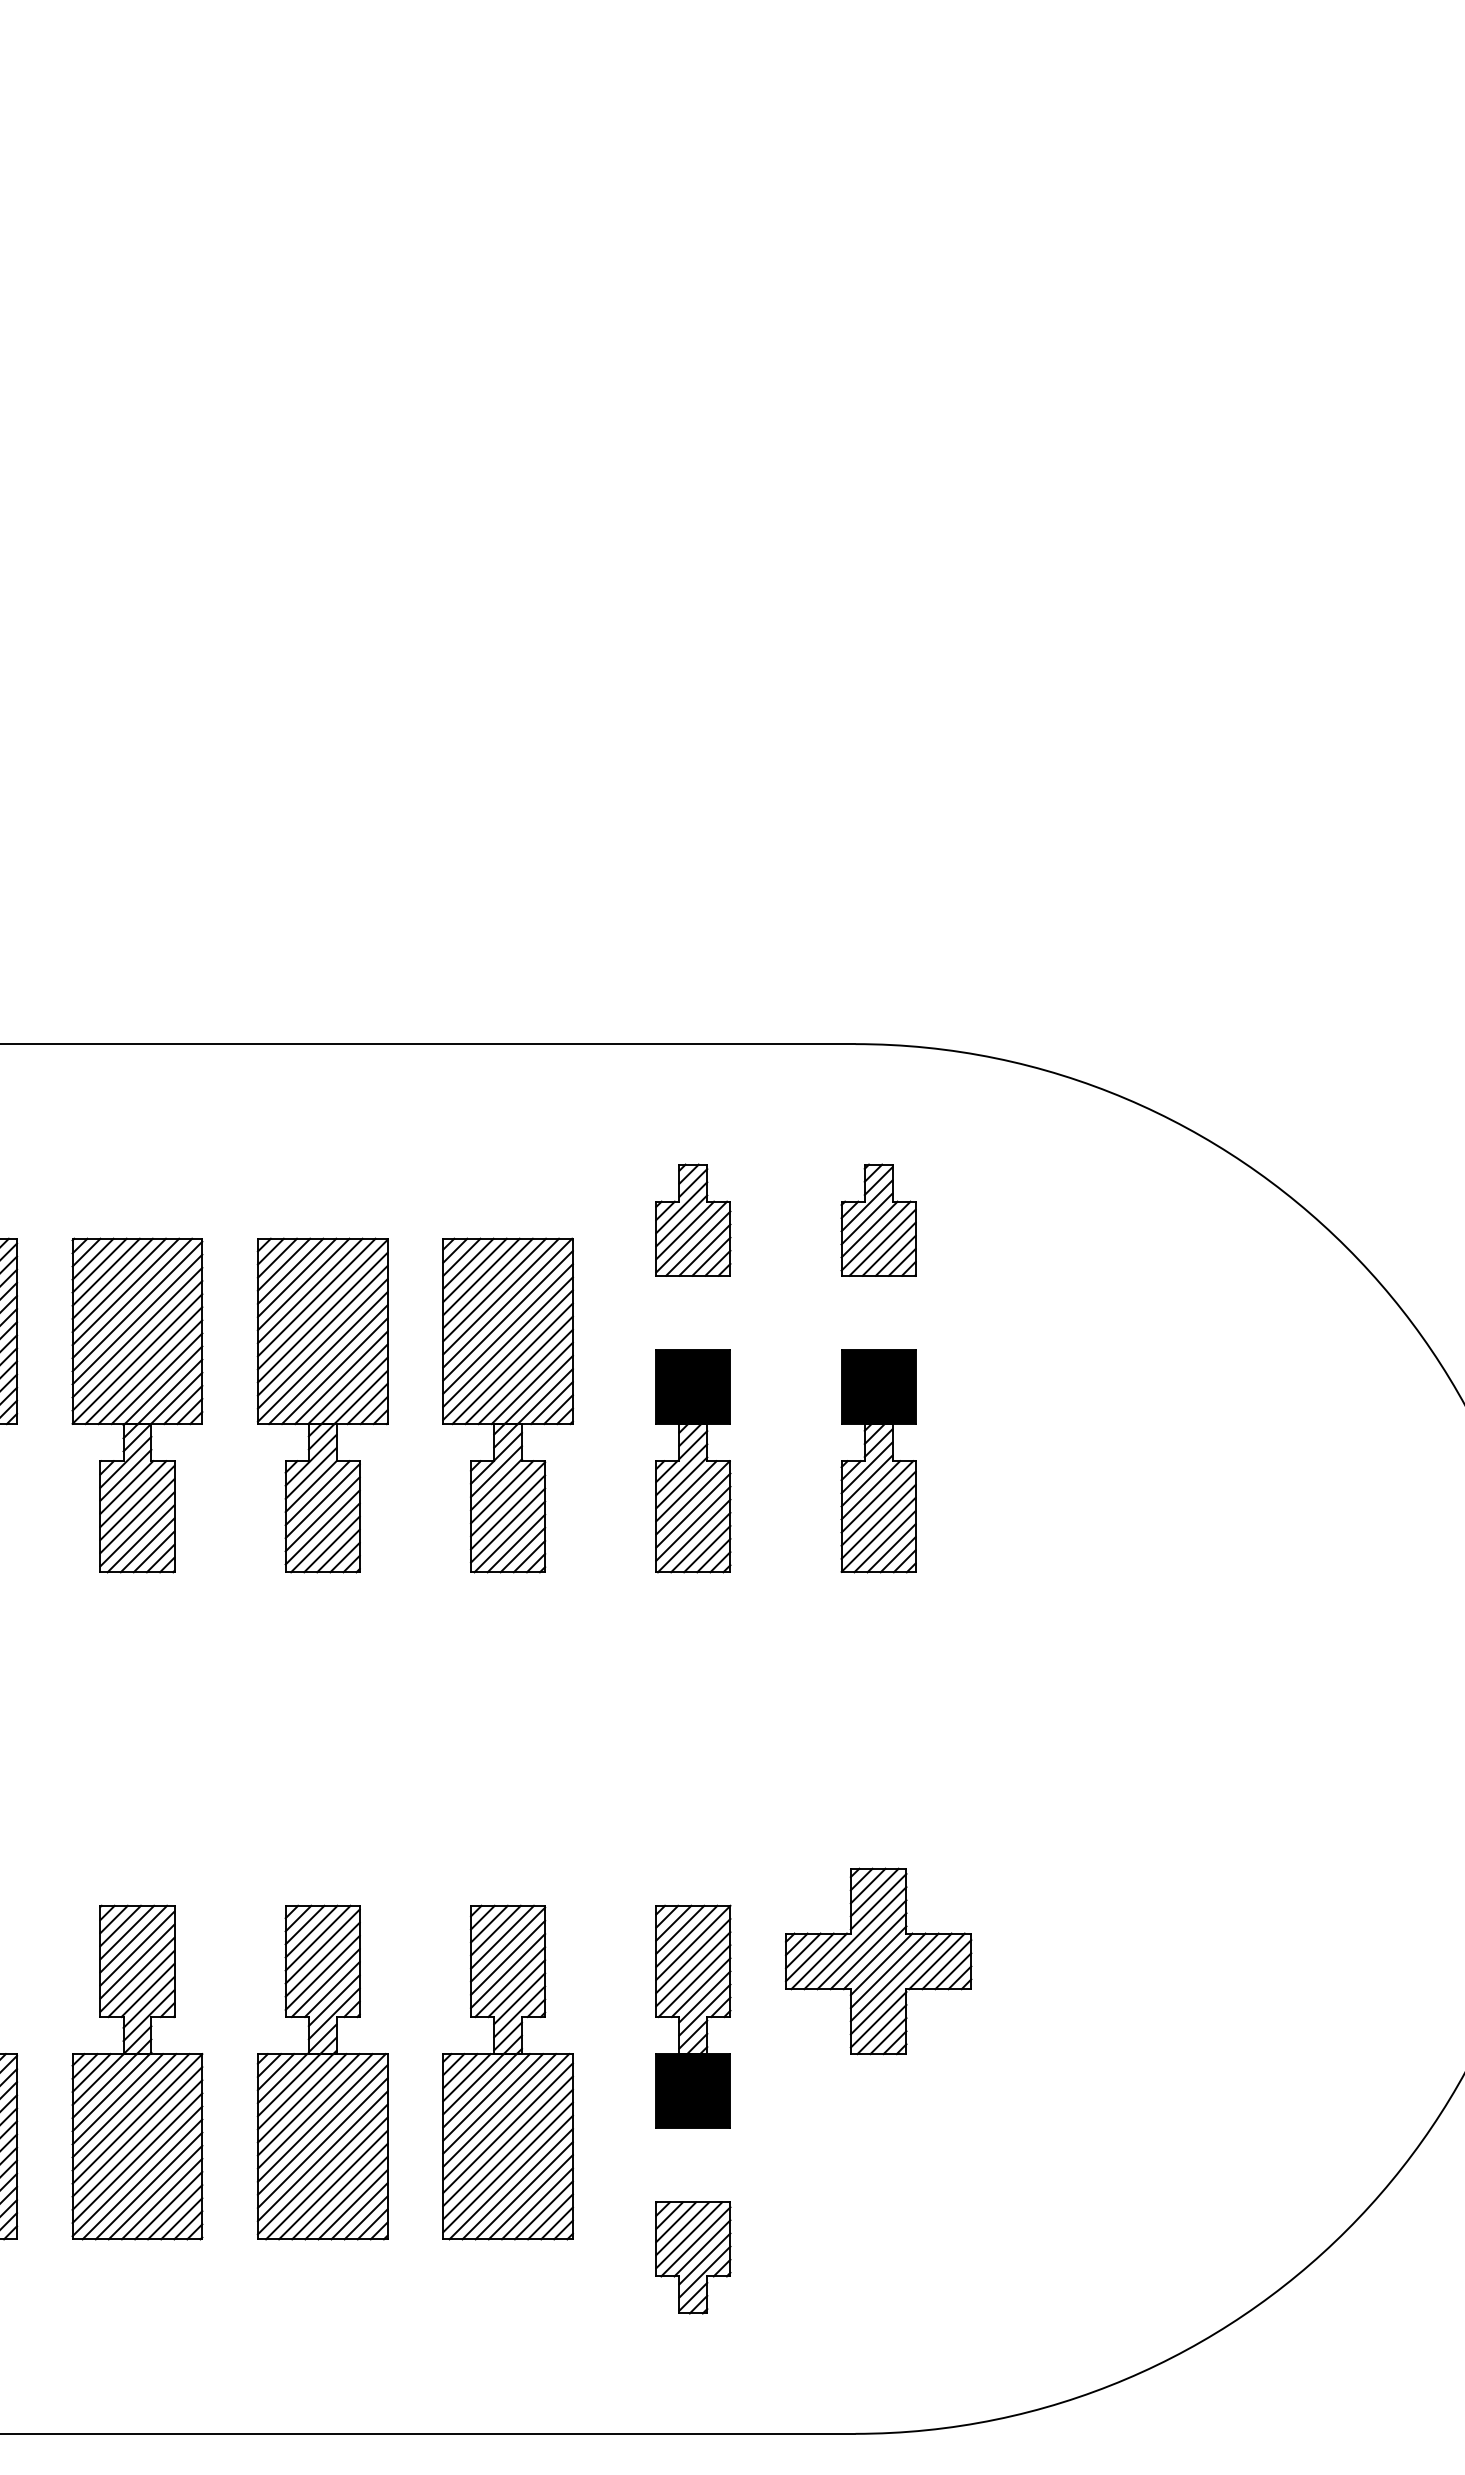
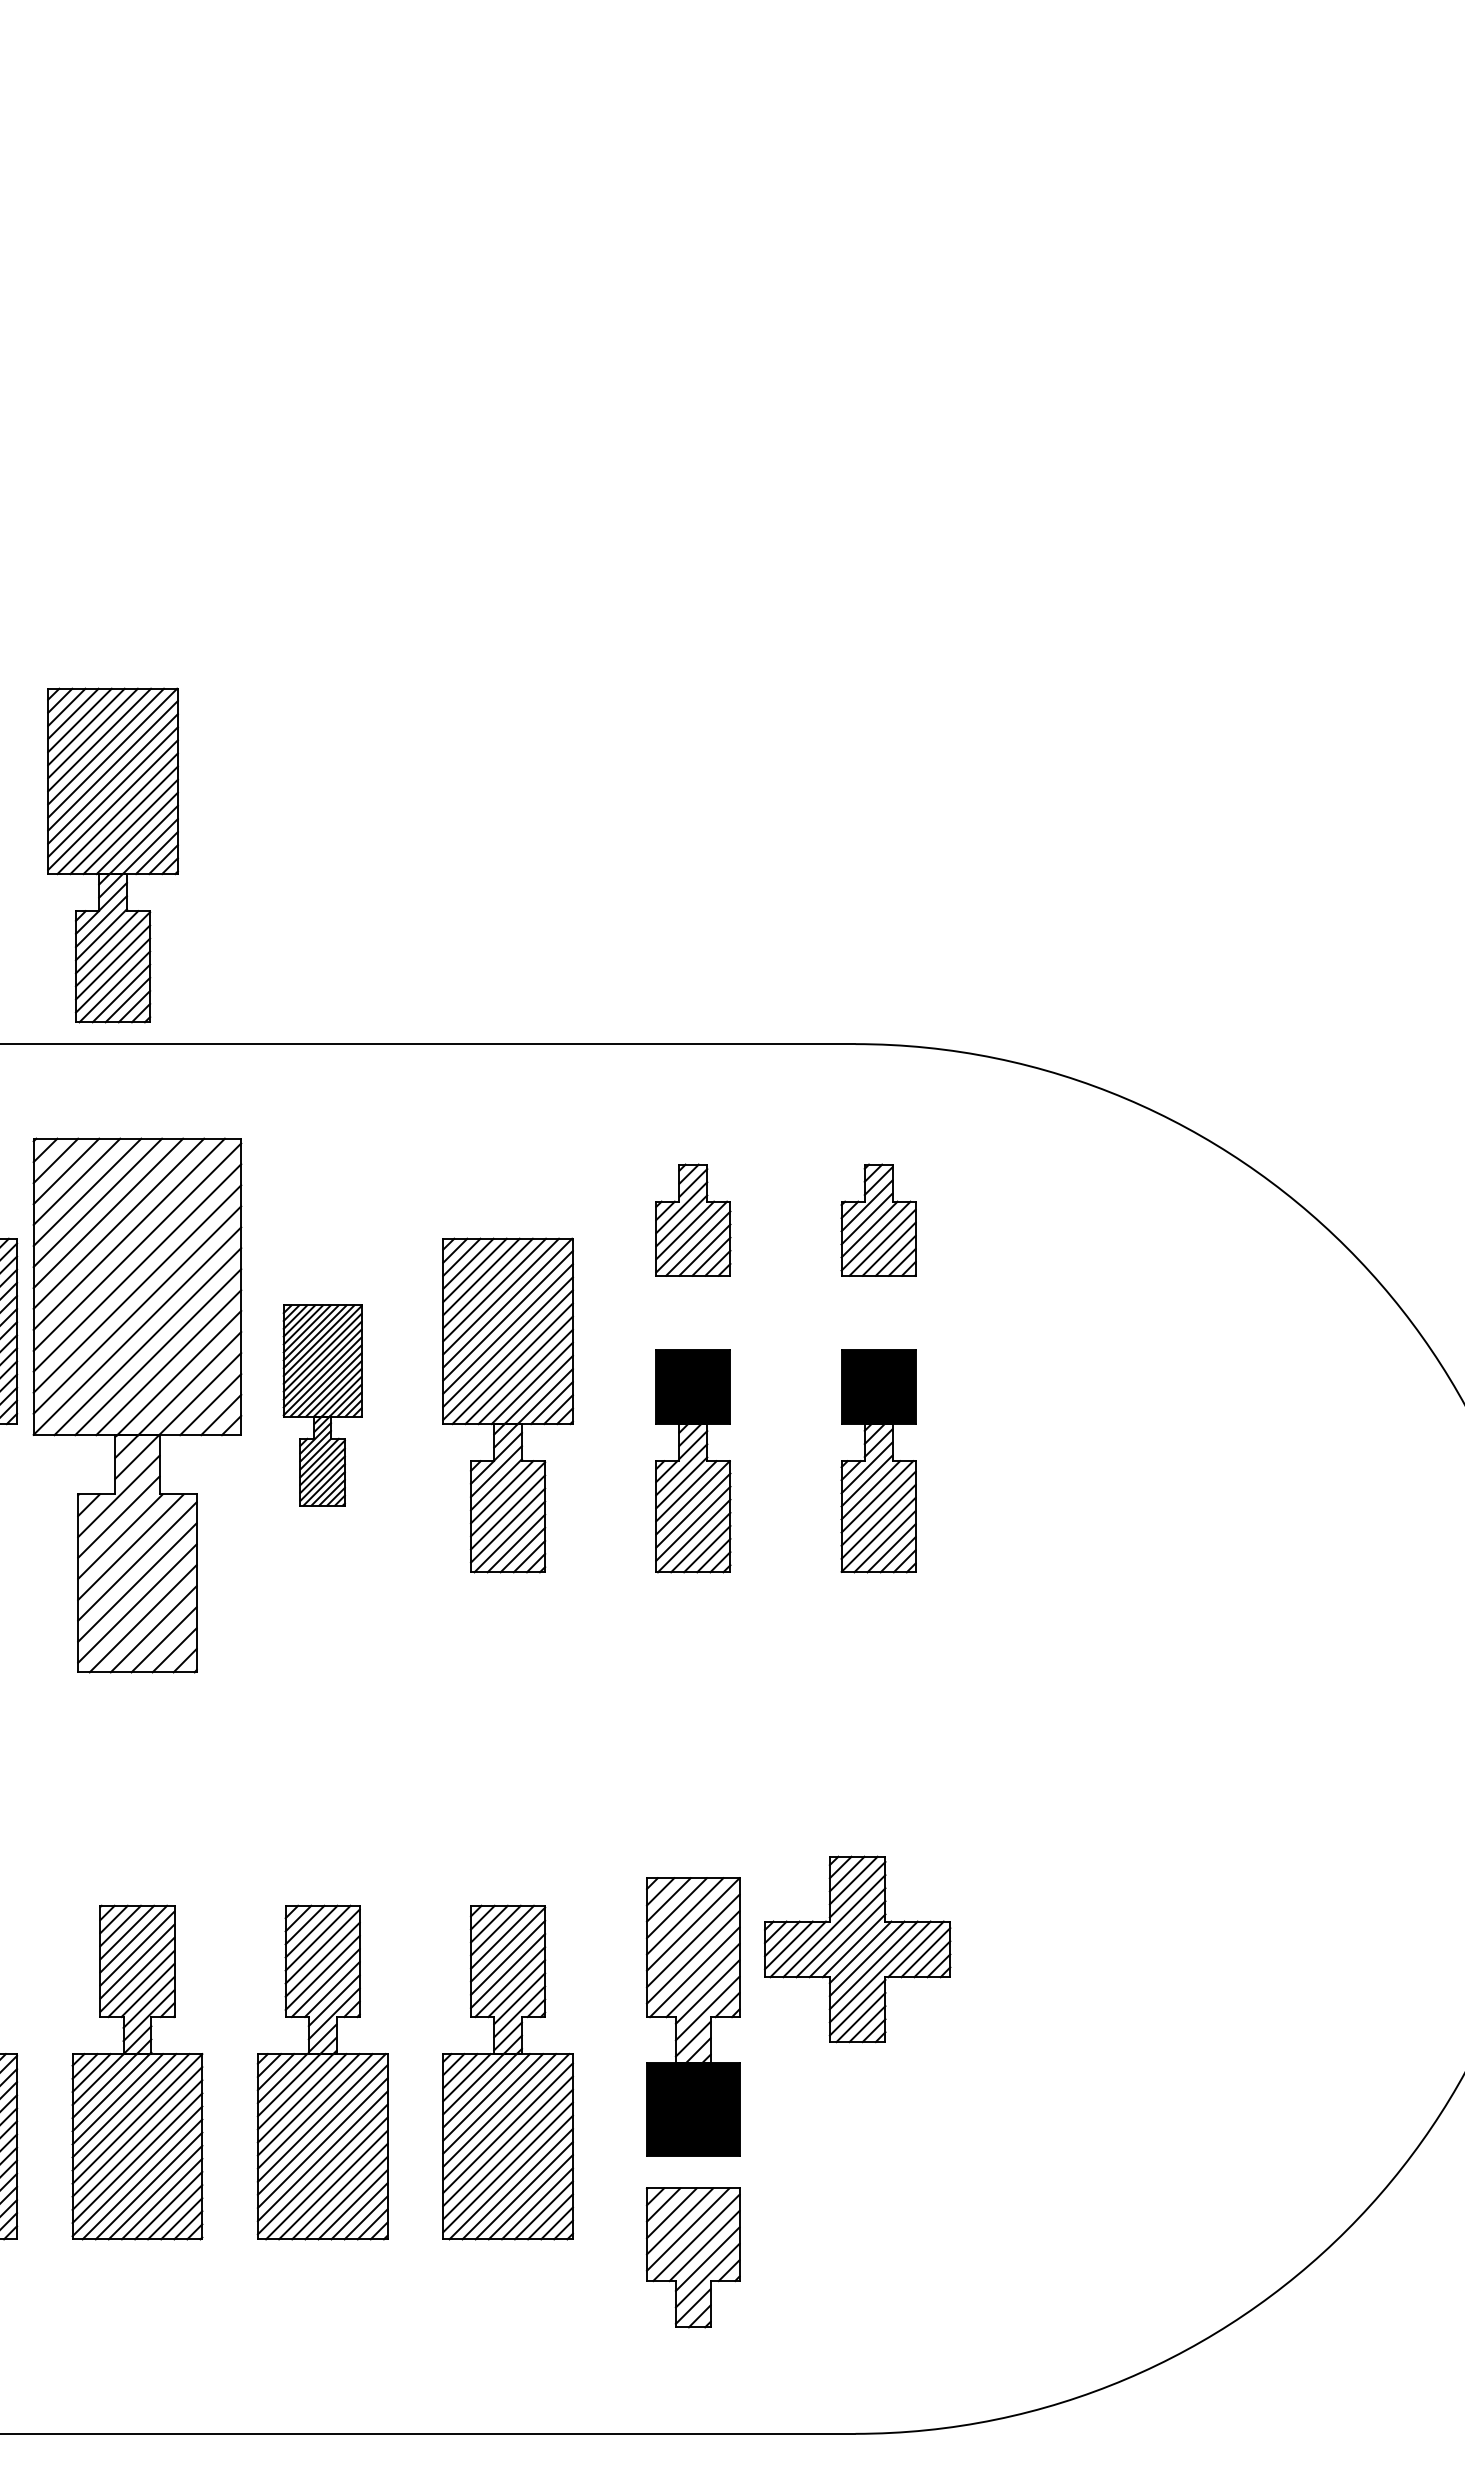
part: none -> present (112, 855)
part size: 133x337 px -> 211x537 px (137, 1405)
part size: 133x337 px -> 81x203 px (322, 1405)
part position: (878, 1961) -> (857, 1949) (857, 1949)
part size: 77x225 px -> 95x280 px (693, 2016)
part size: 77x114 px -> 95x142 px (693, 2257)
